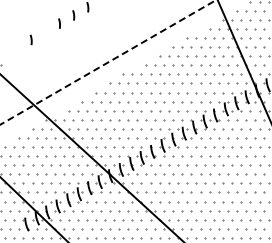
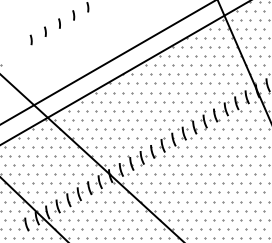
arc: none -> present (45, 31)
line: dashed -> solid (108, 62)
line: none -> present (124, 72)
